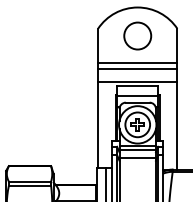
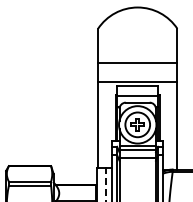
circle: present -> none (137, 35)
line: present -> none (137, 69)
line: solid -> dashed (106, 184)
